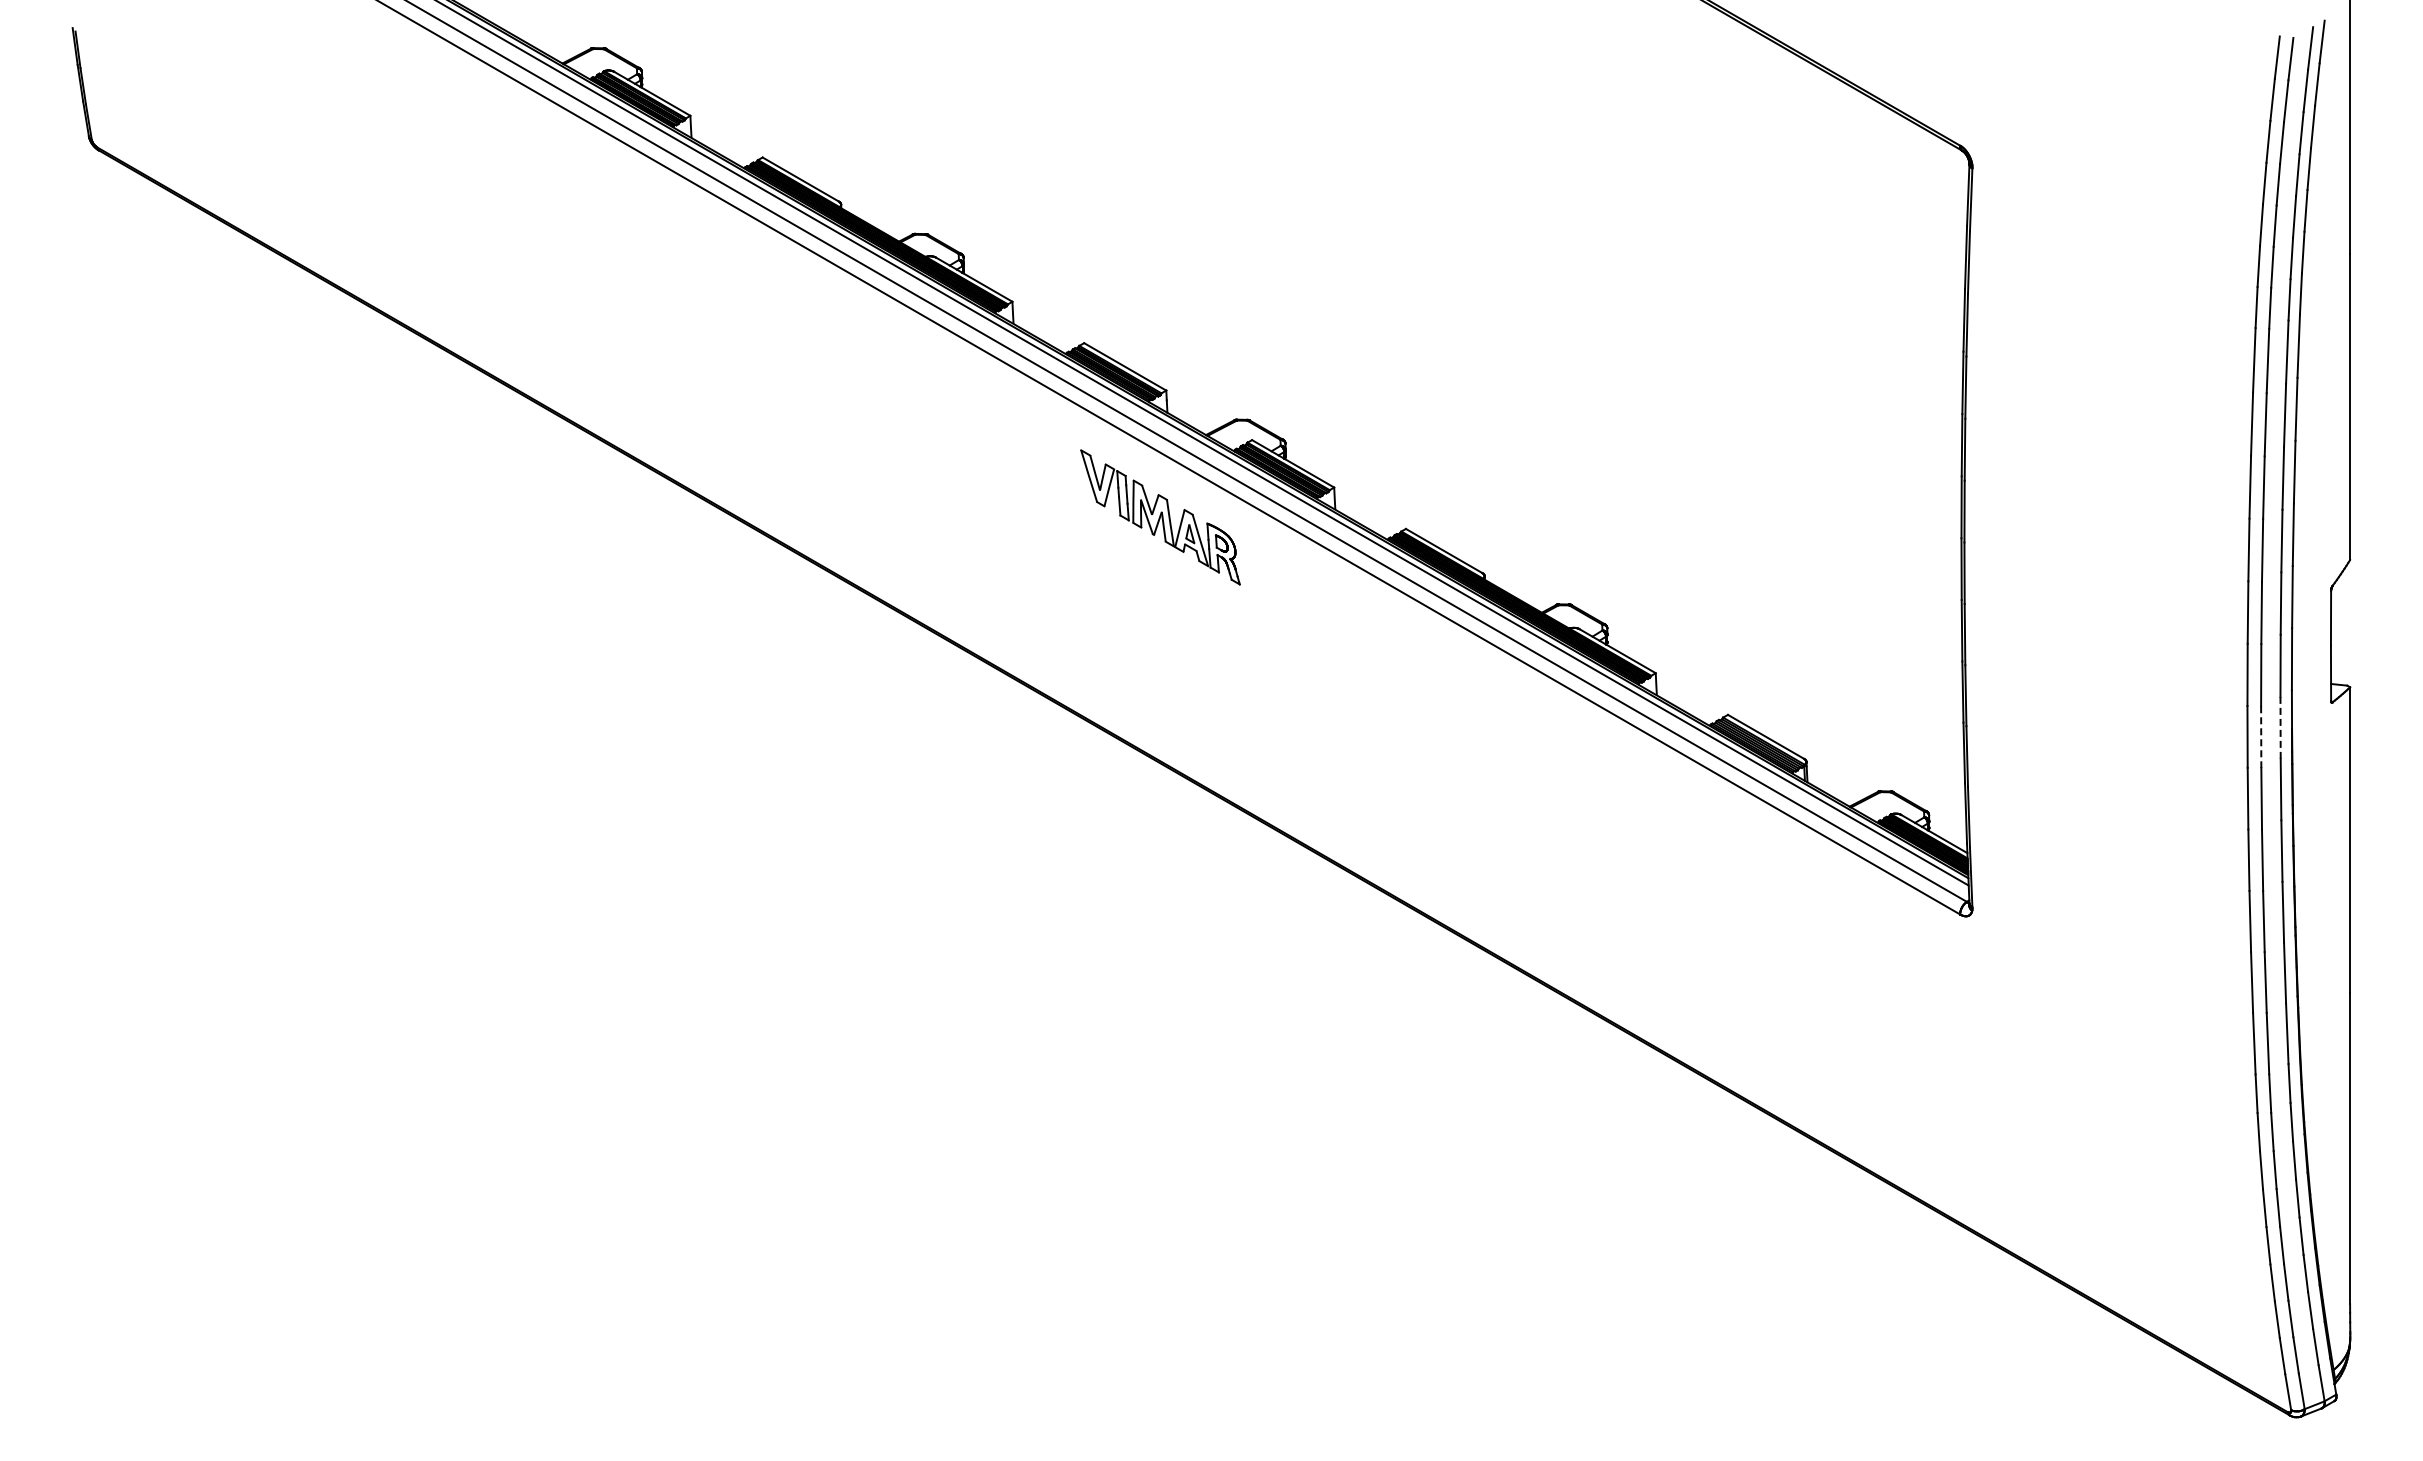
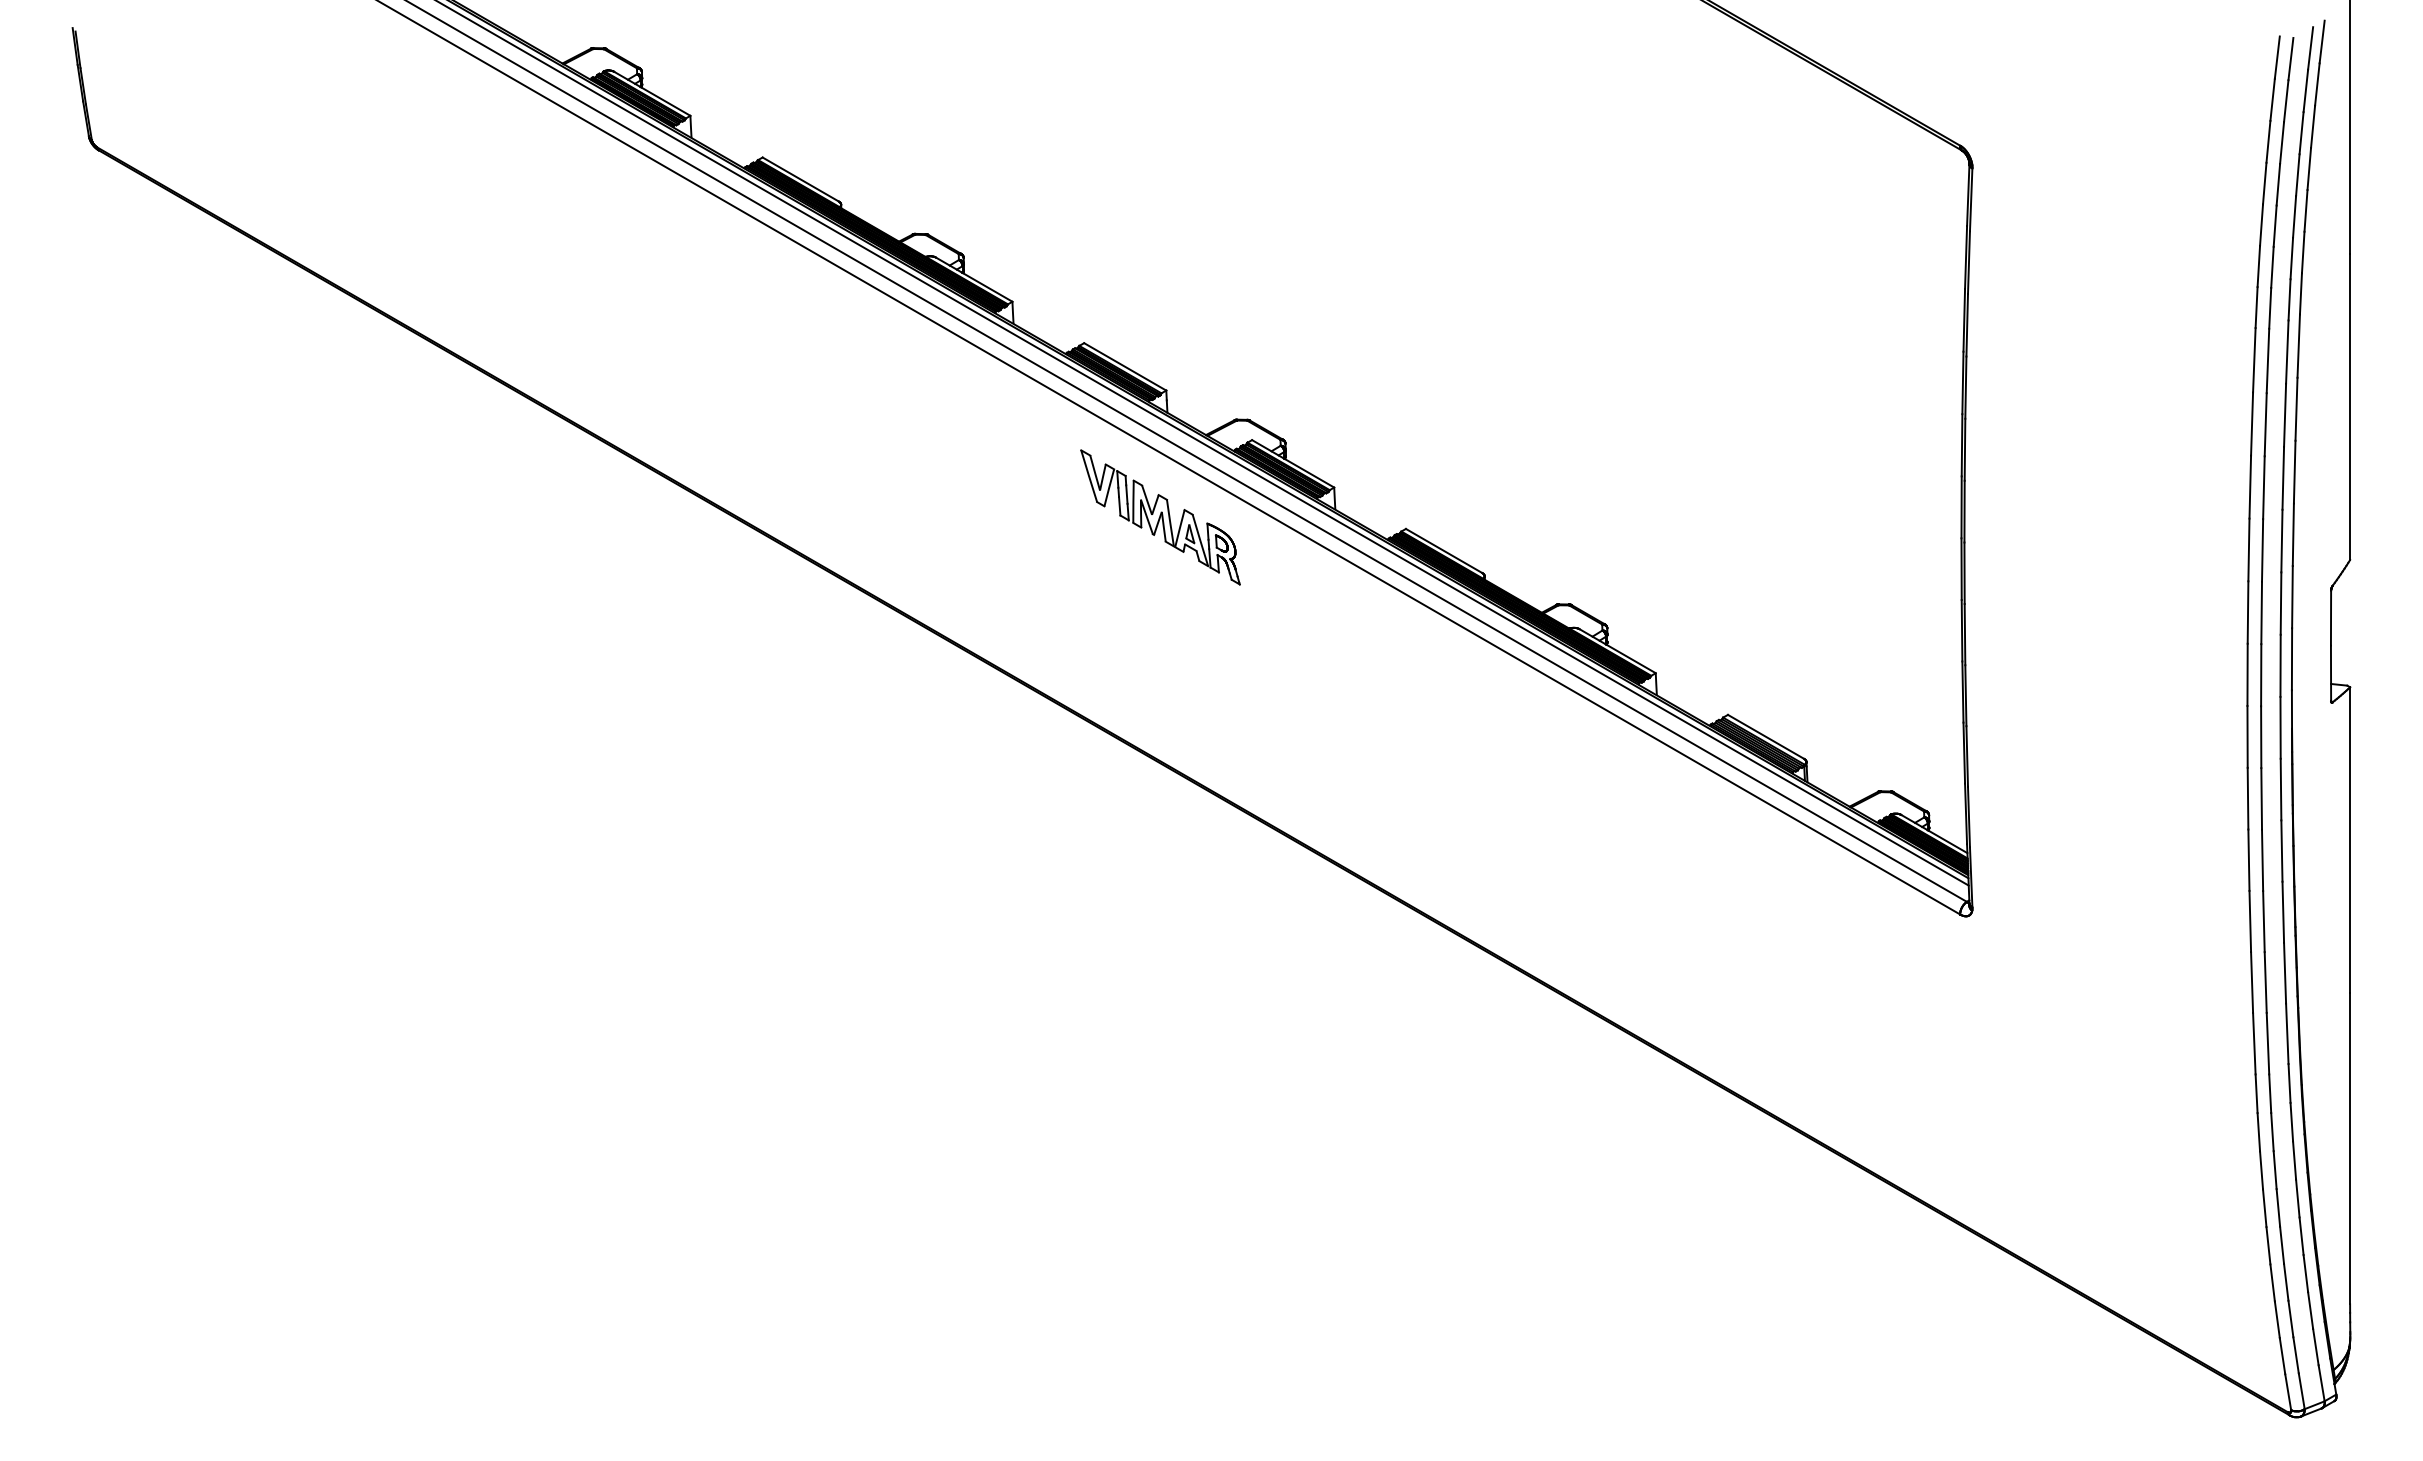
line: dashed -> solid (2280, 727)
line: dashed -> solid (2261, 737)
